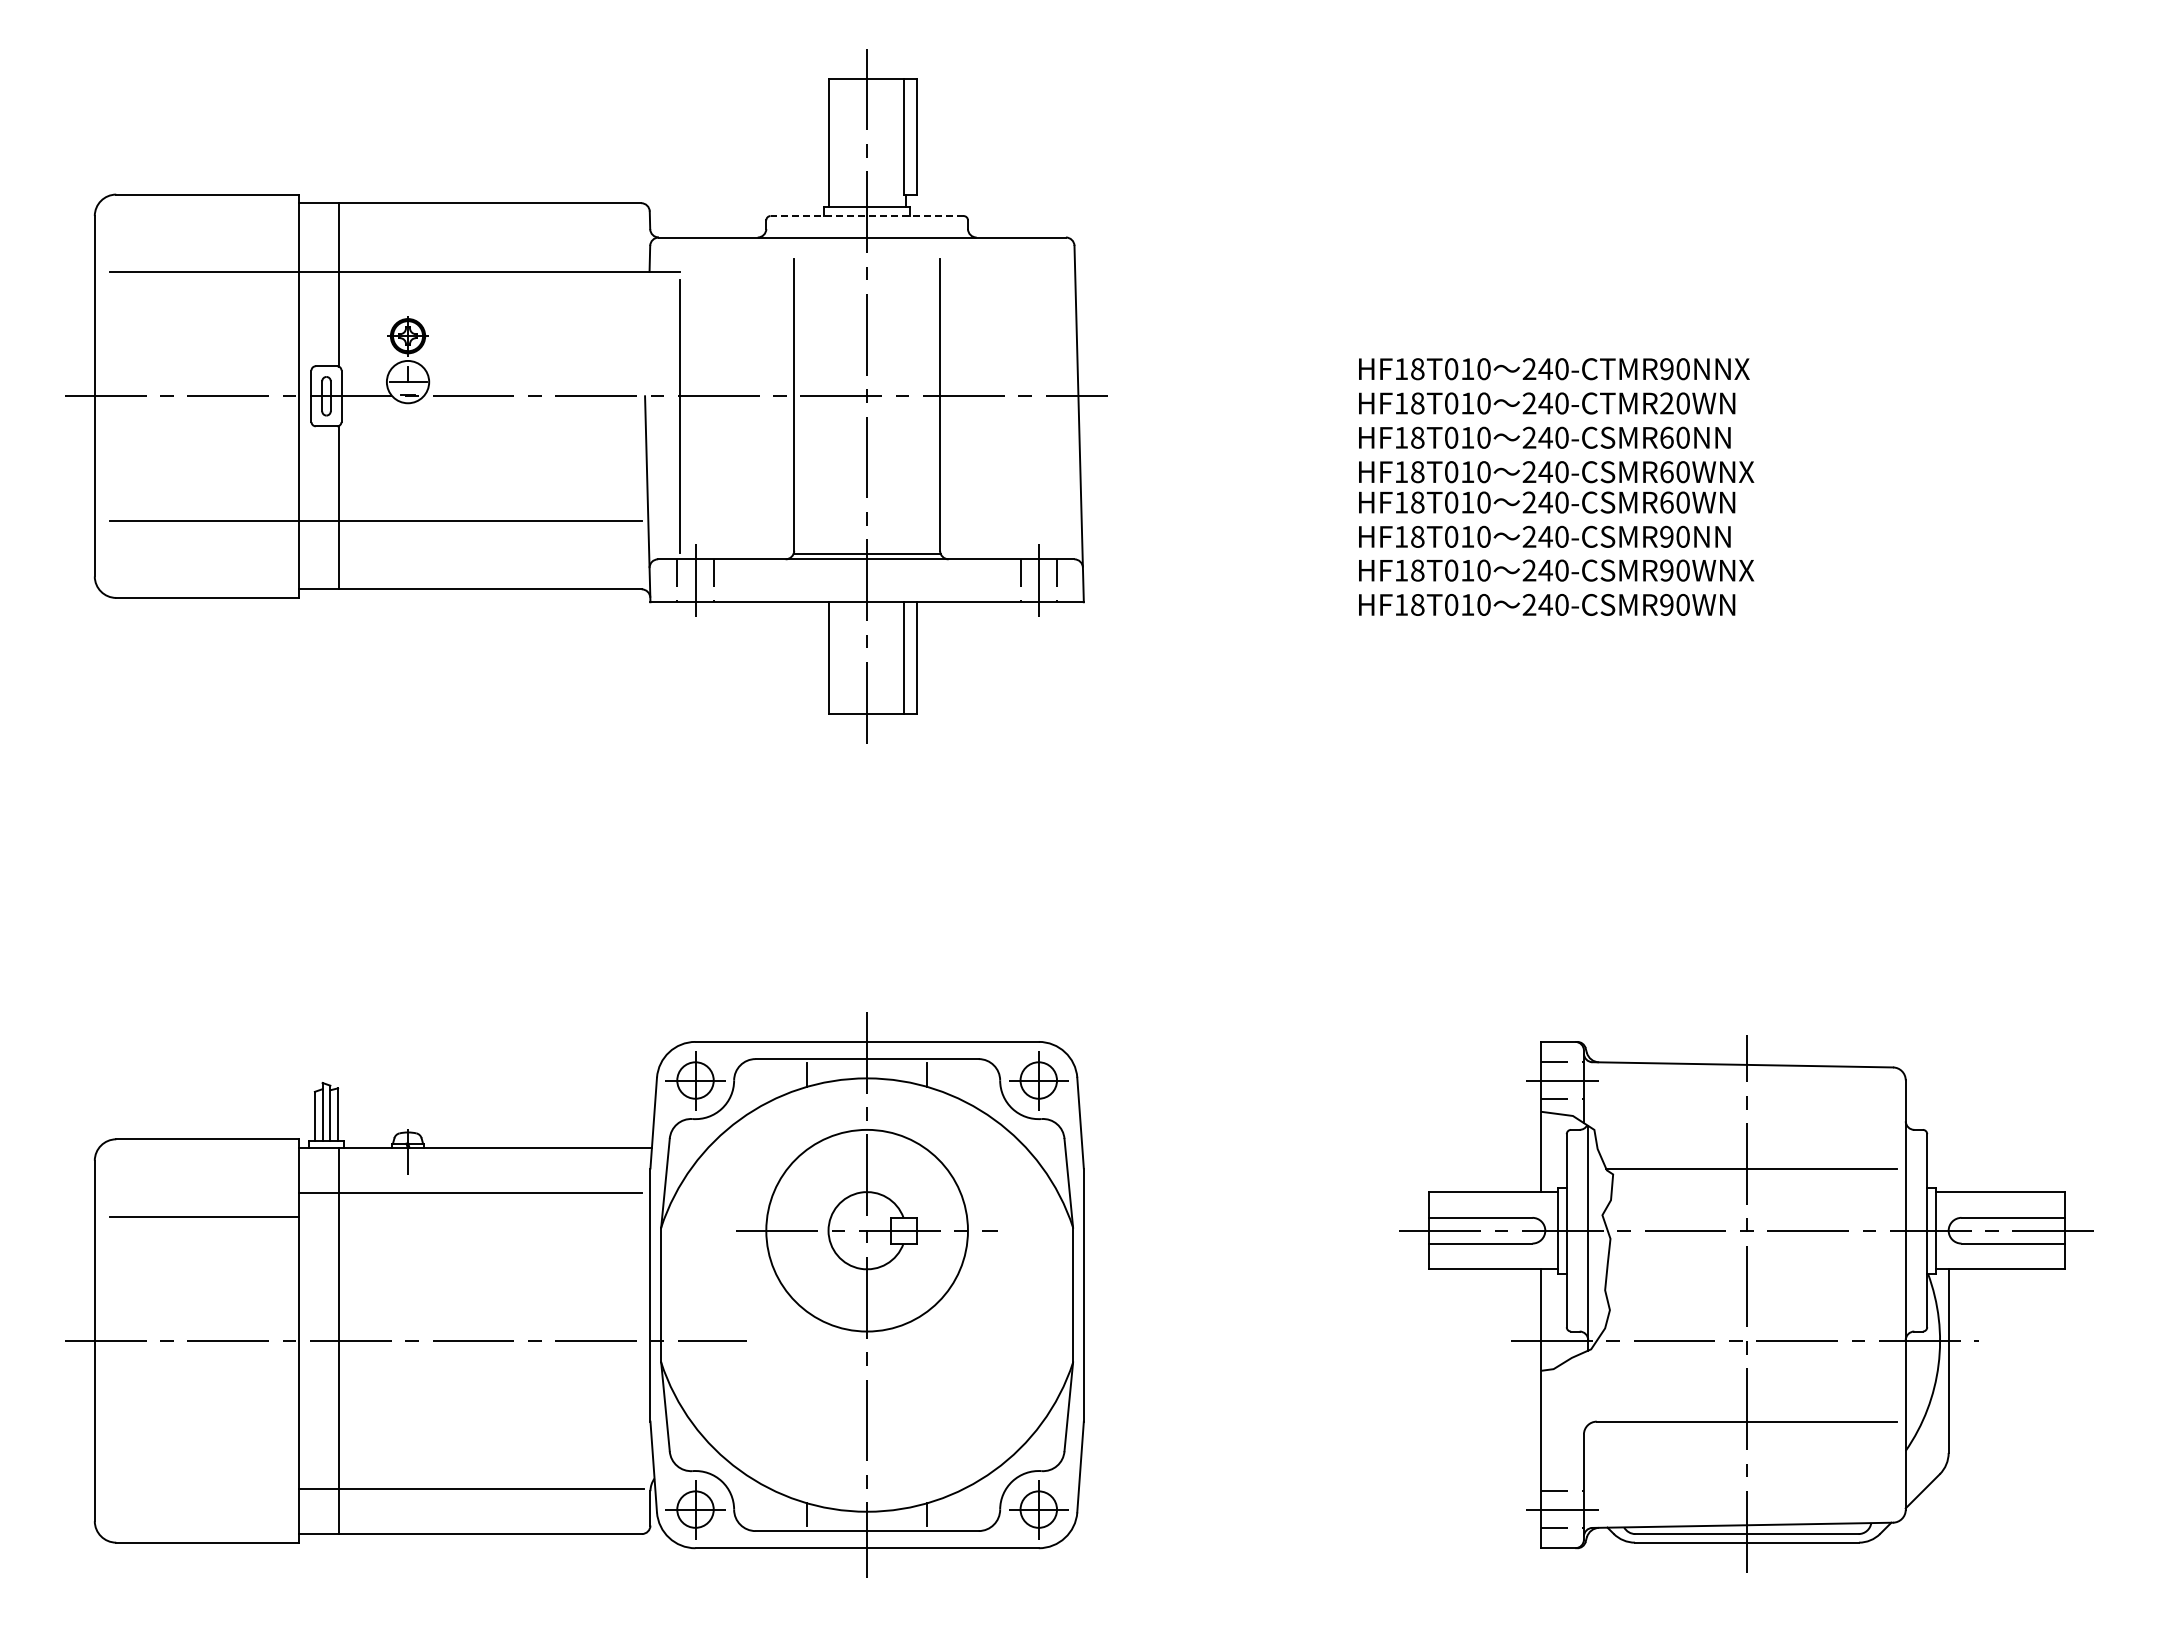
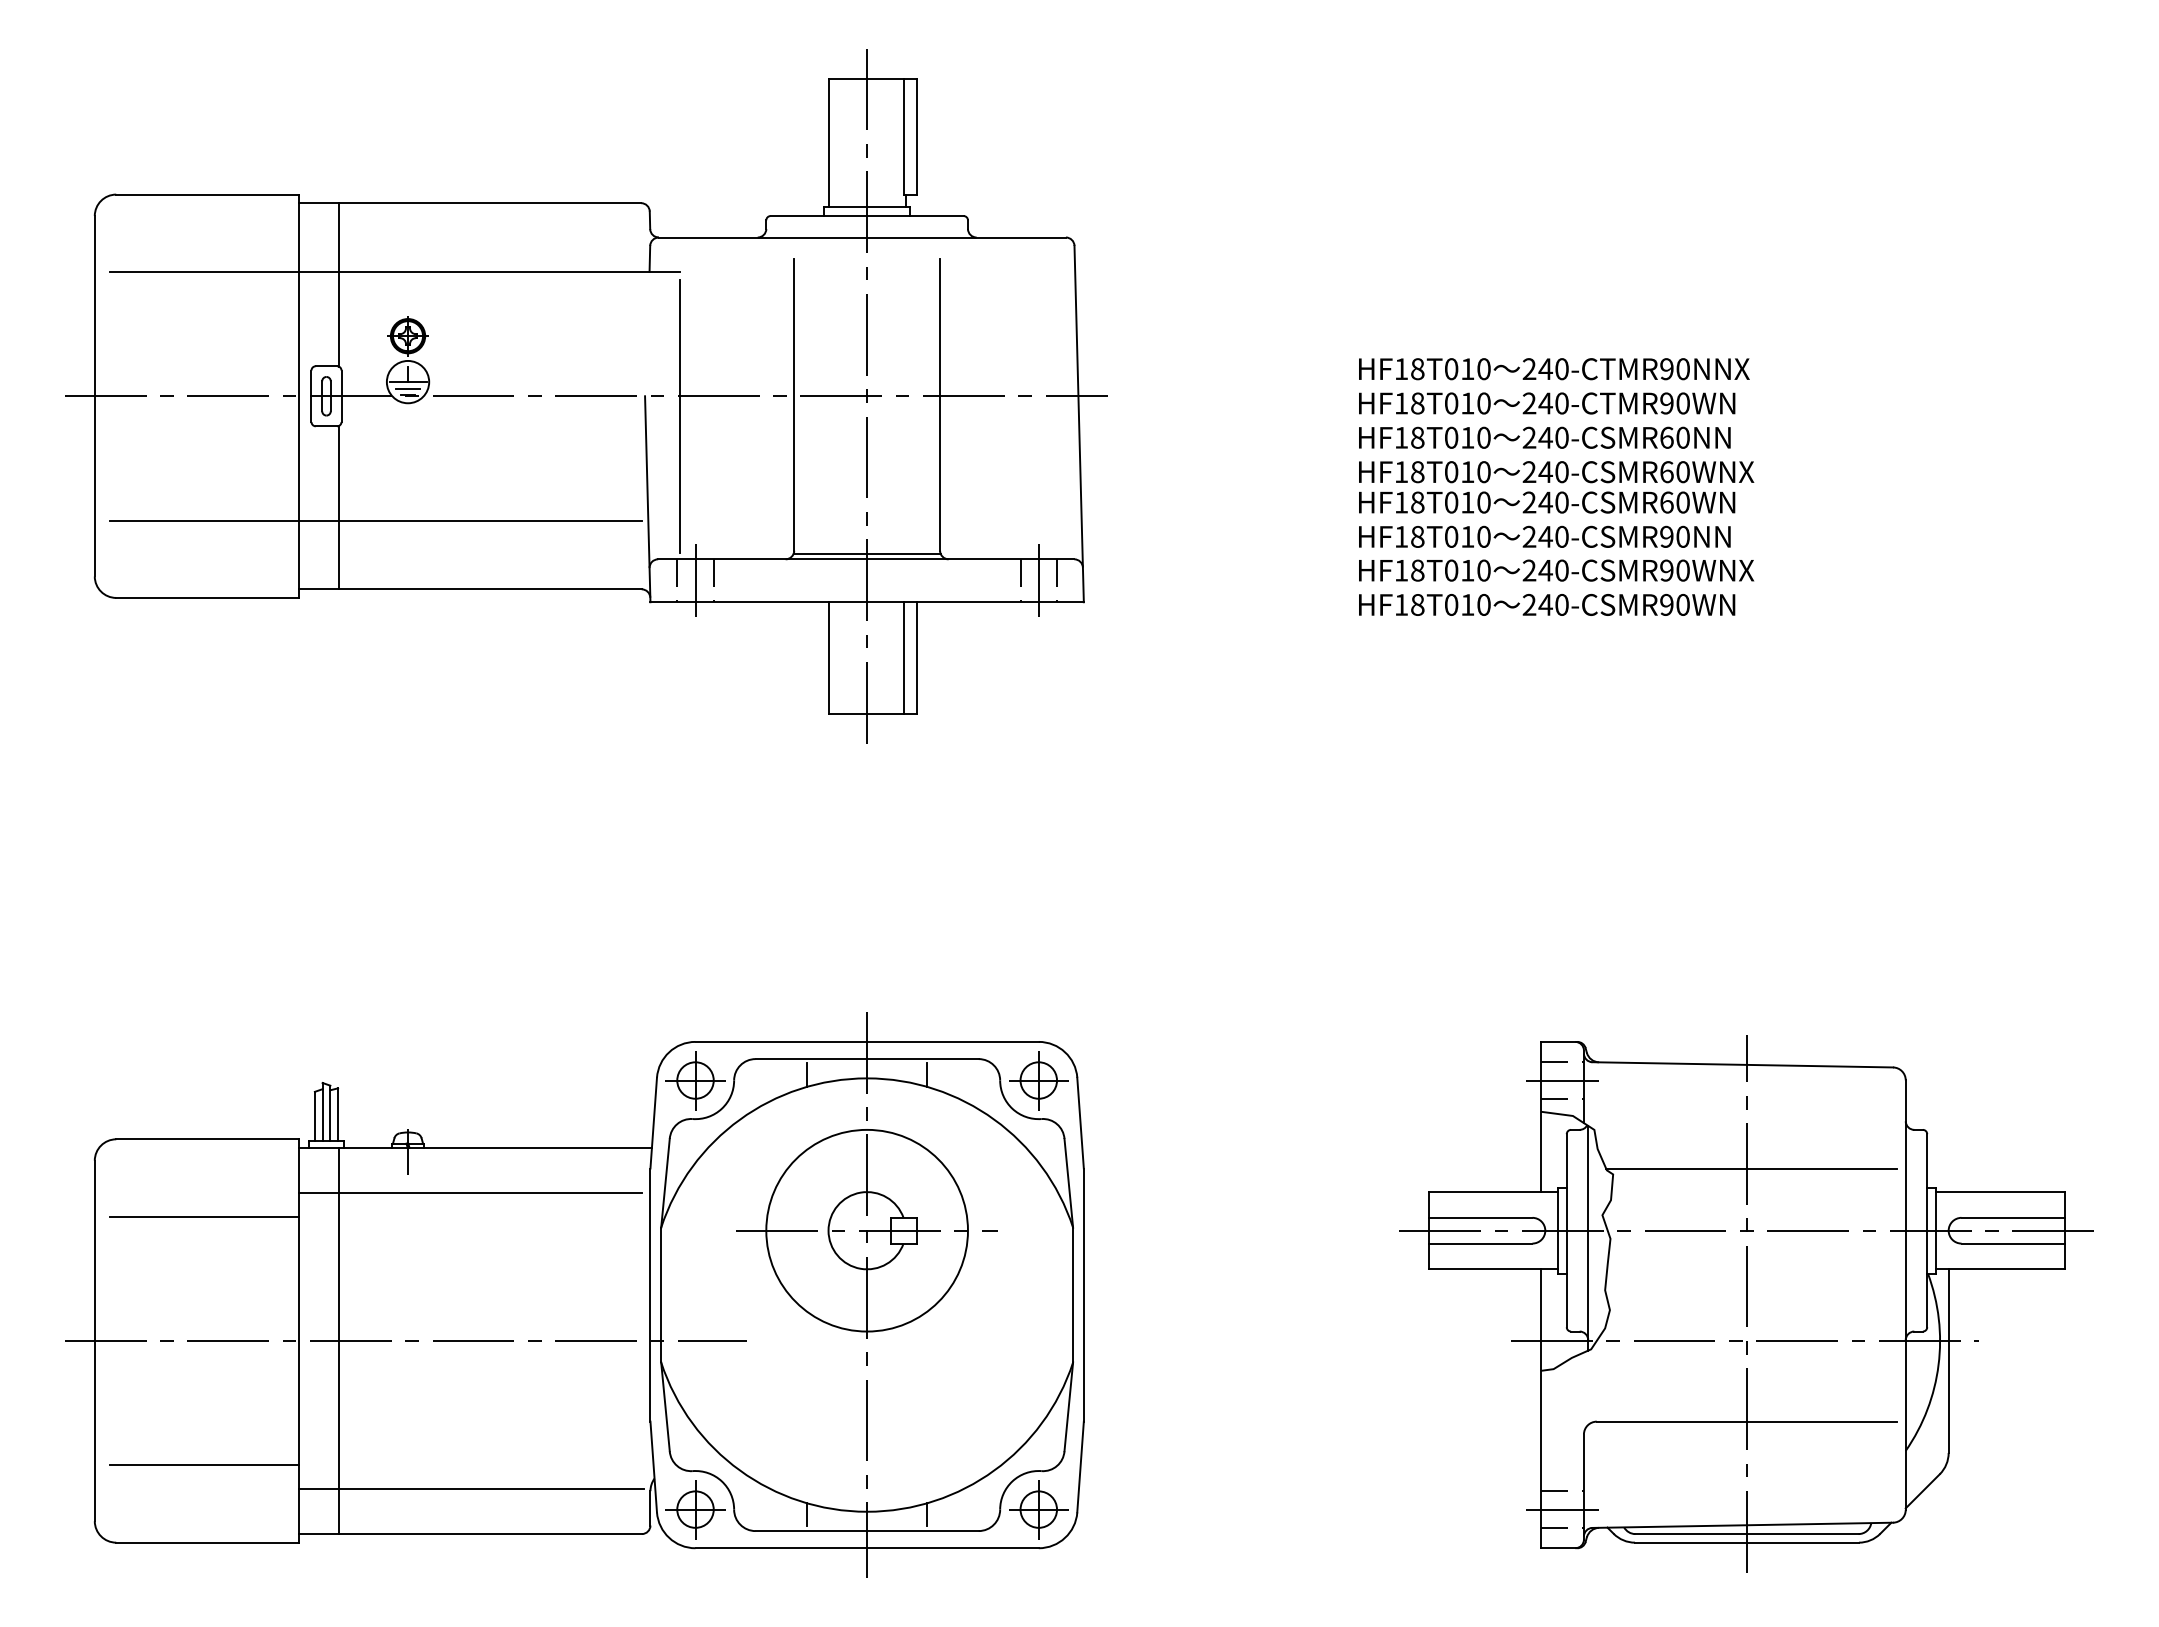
line: dashed -> solid (867, 216)
line: none -> present (407, 388)
text: 240-CTMR20WN -> 240-CTMR90WN (1666, 403)
line: none -> present (203, 1465)
